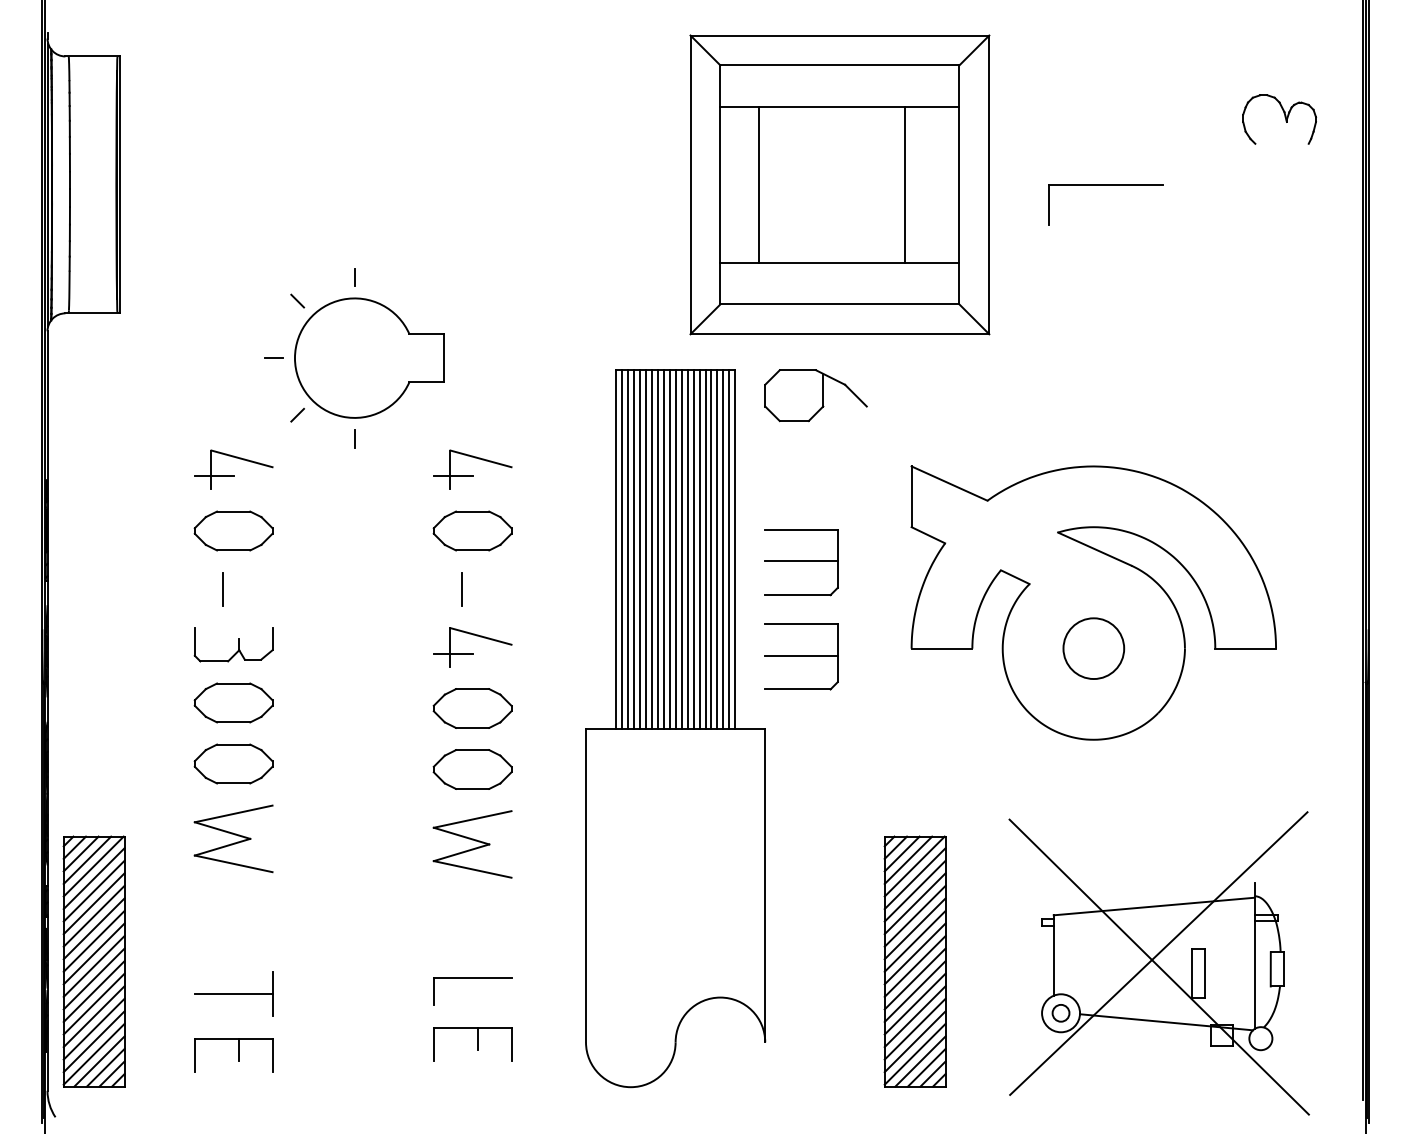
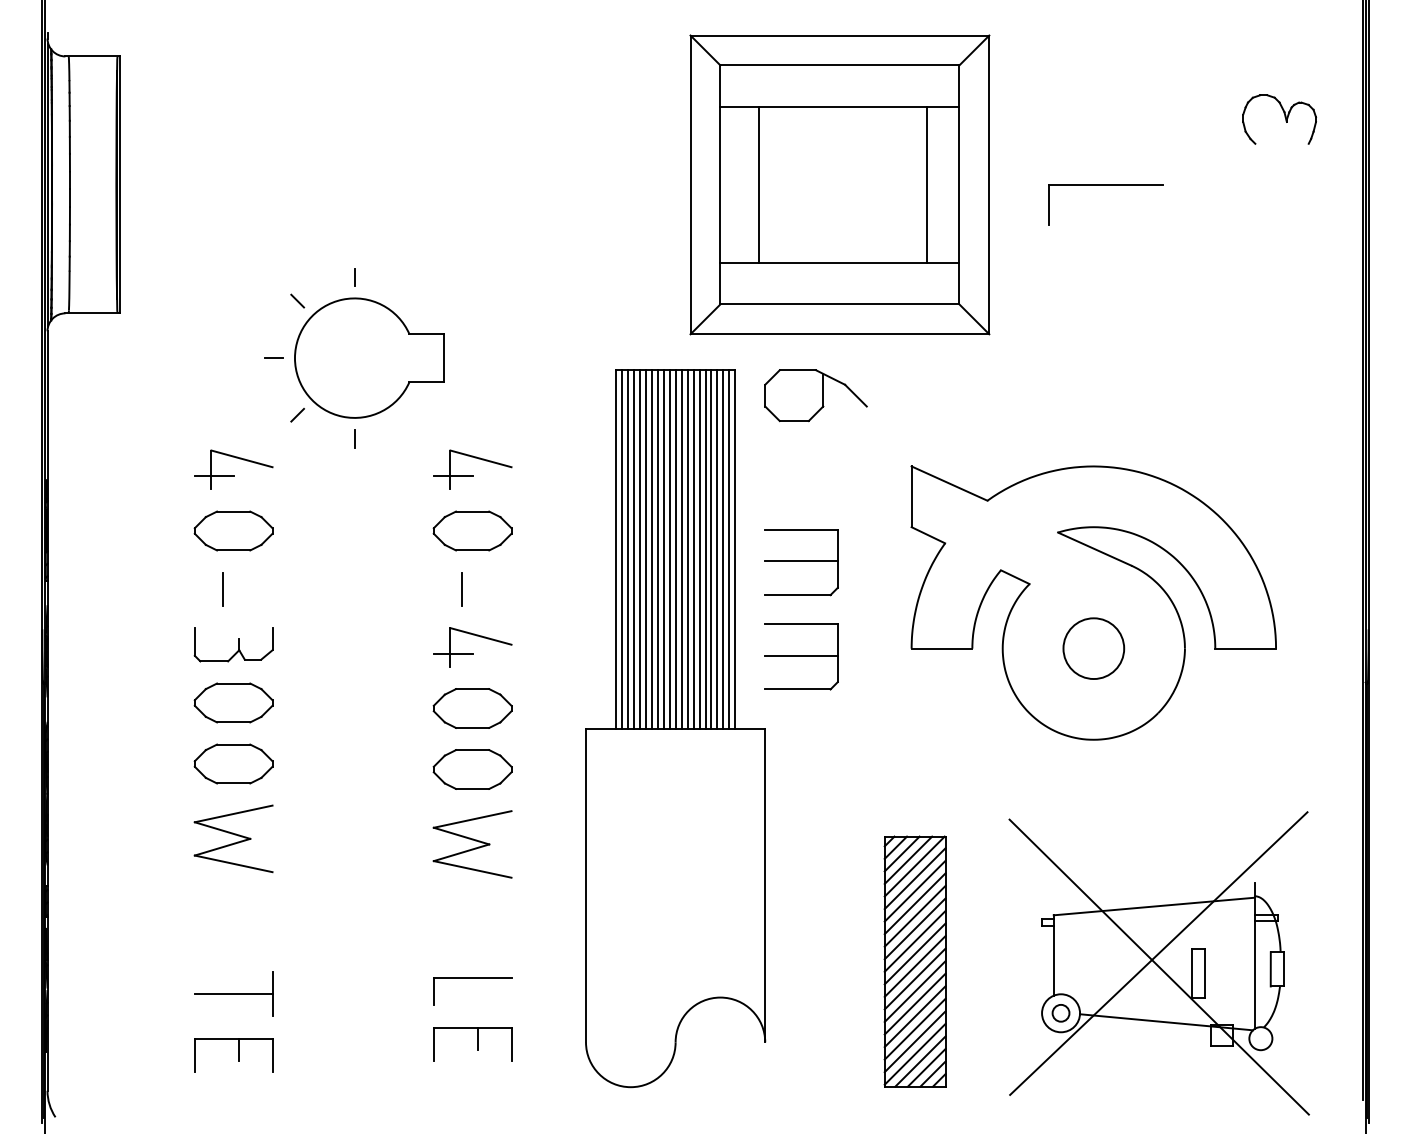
line position: (904, 184) -> (926, 184) (926, 184)
part: present -> none (93, 961)
